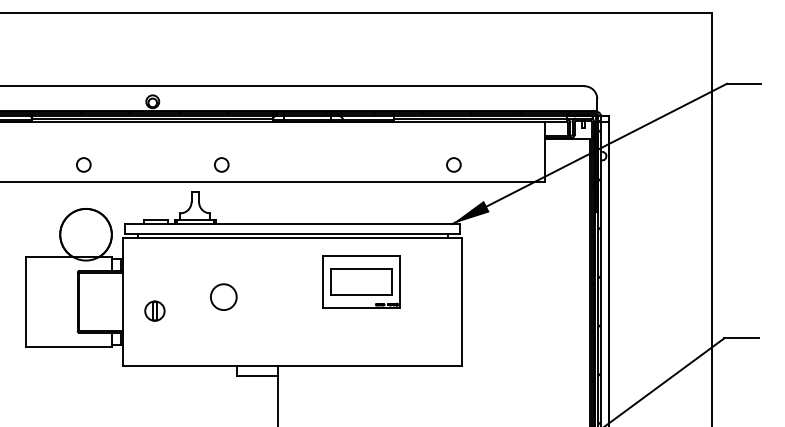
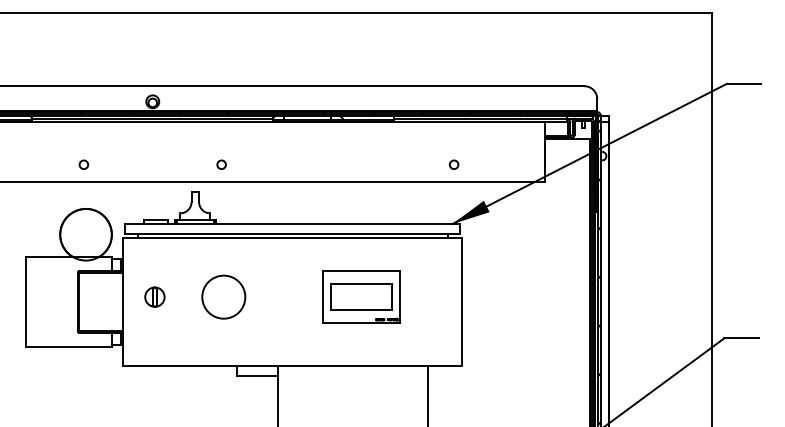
circle size: 16x16 px -> 12x11 px (83, 164)
circle size: 16x16 px -> 11x11 px (221, 164)
circle size: 16x16 px -> 11x11 px (454, 164)
part position: (361, 281) -> (361, 296) (361, 296)
circle diameter: 26 px -> 43 px (223, 296)
part position: (154, 310) -> (154, 296) (154, 296)
line: none -> present (427, 394)
